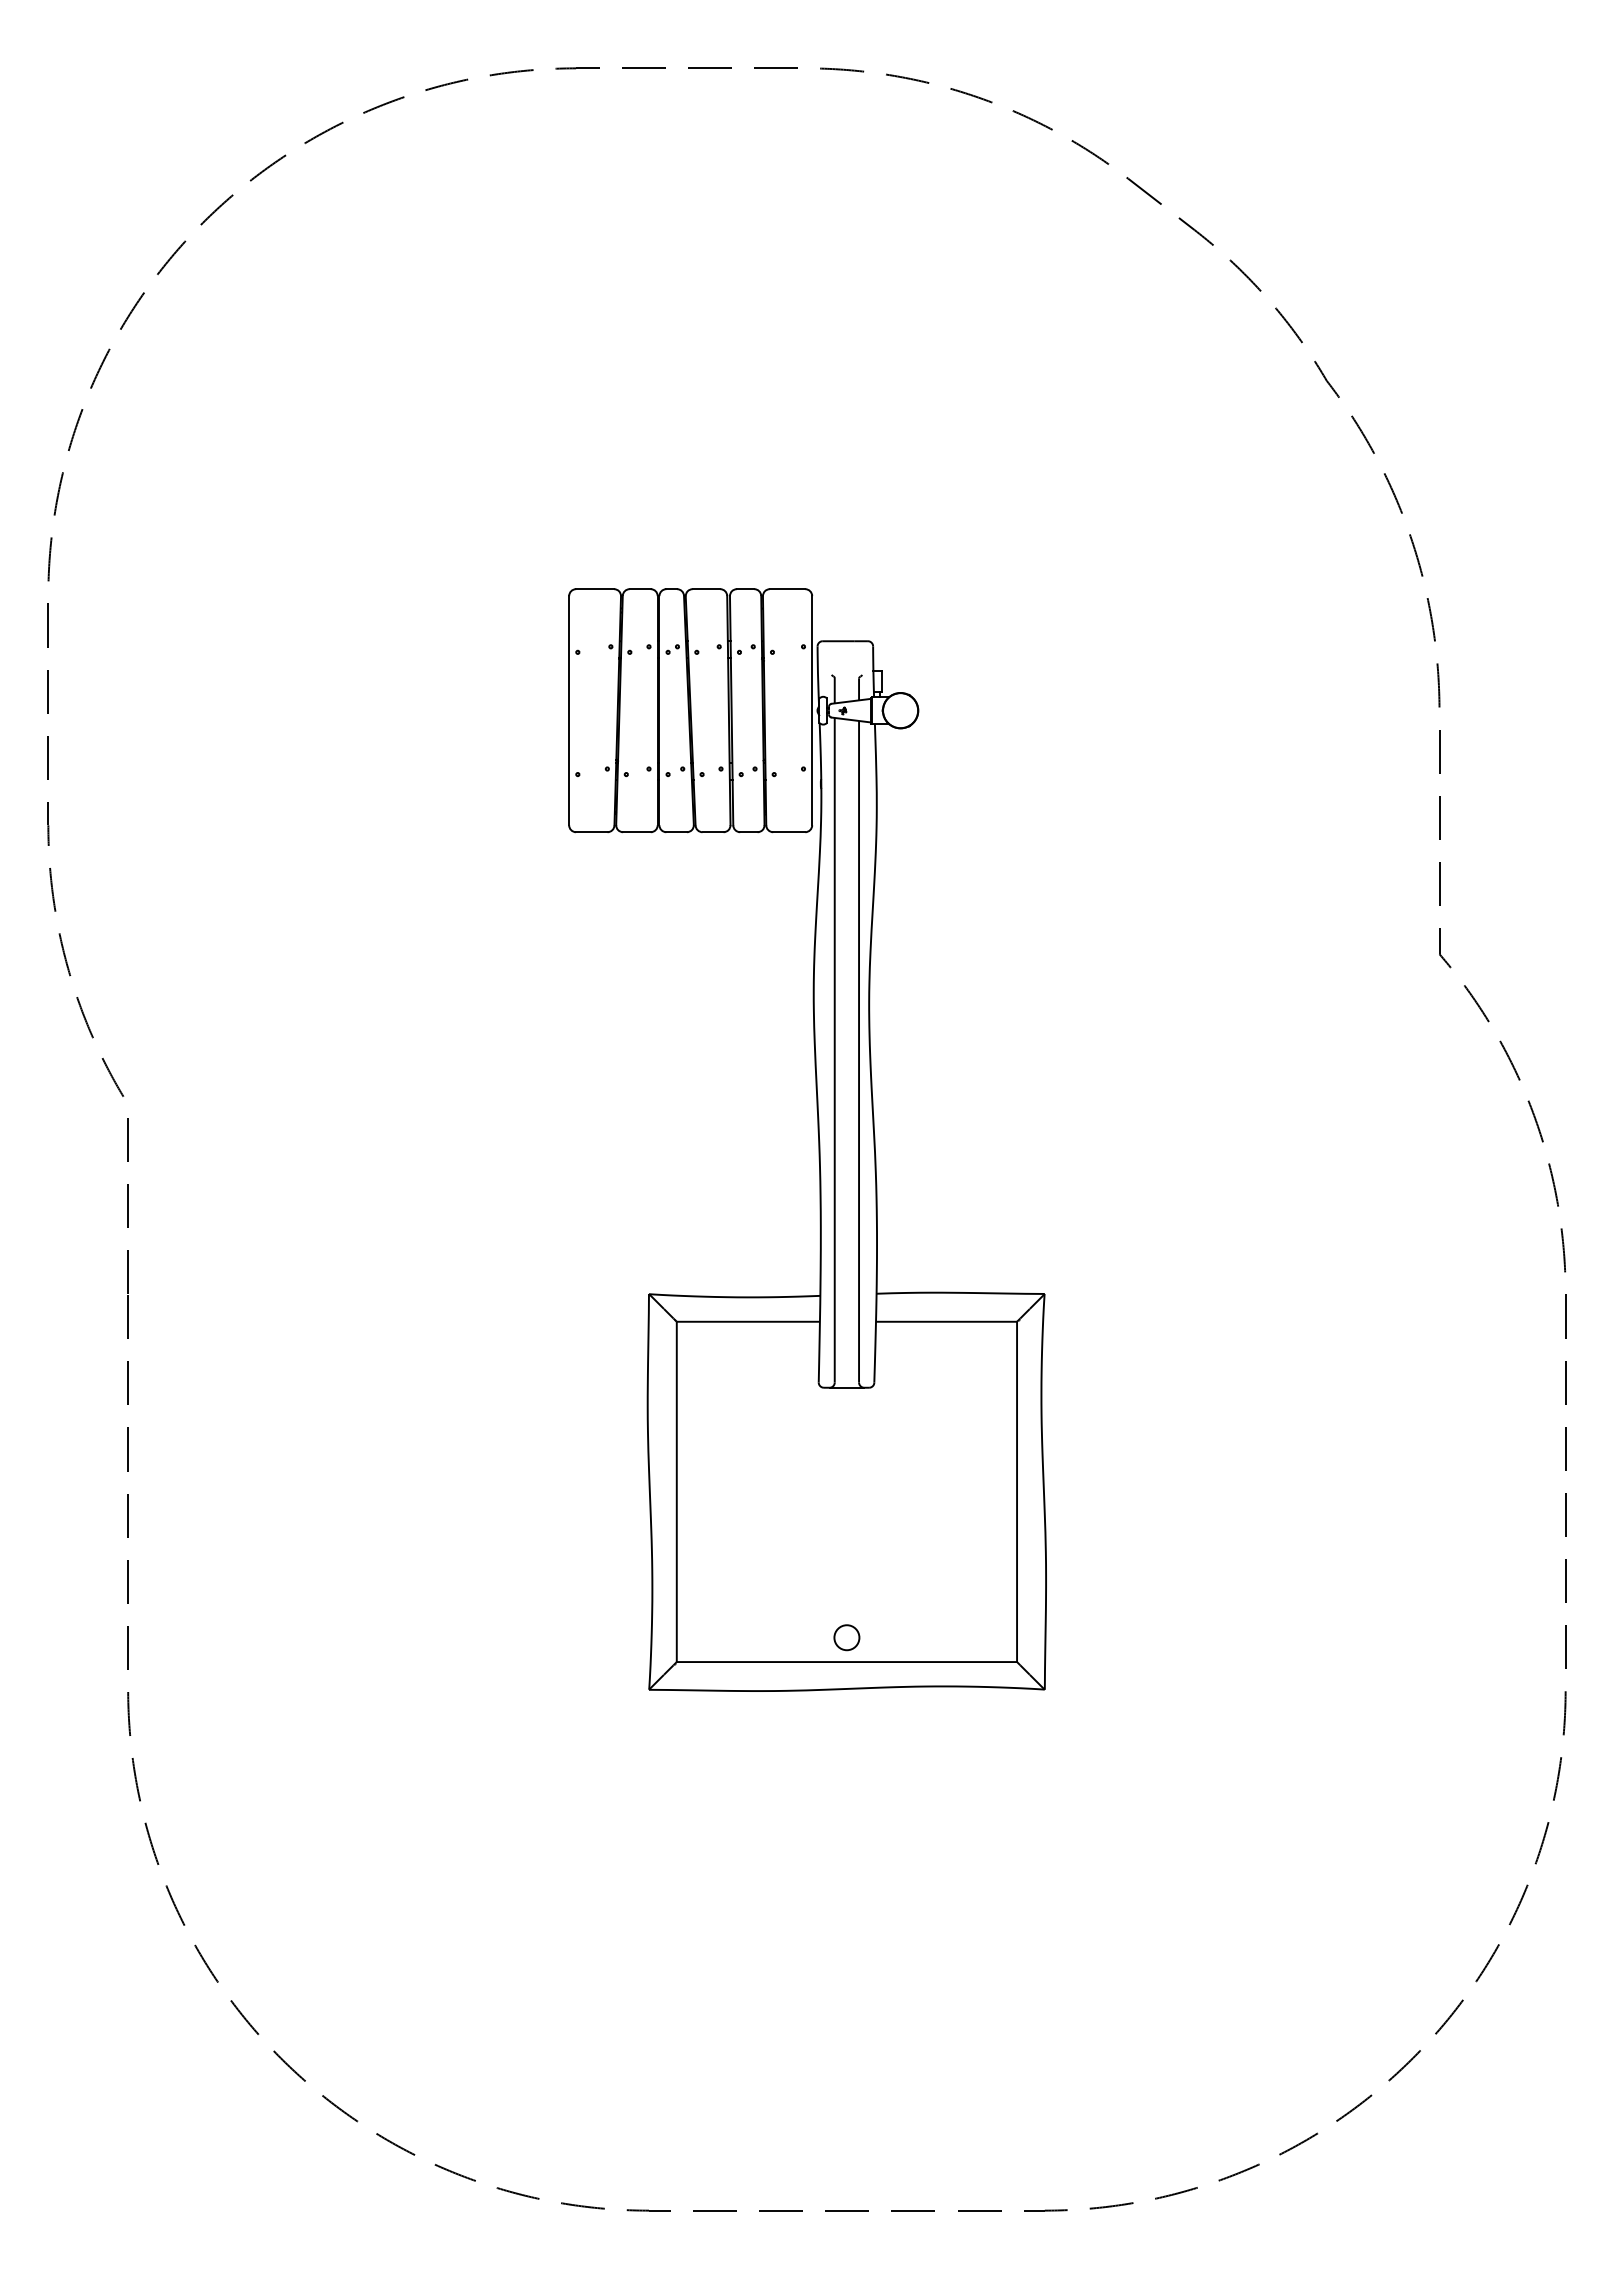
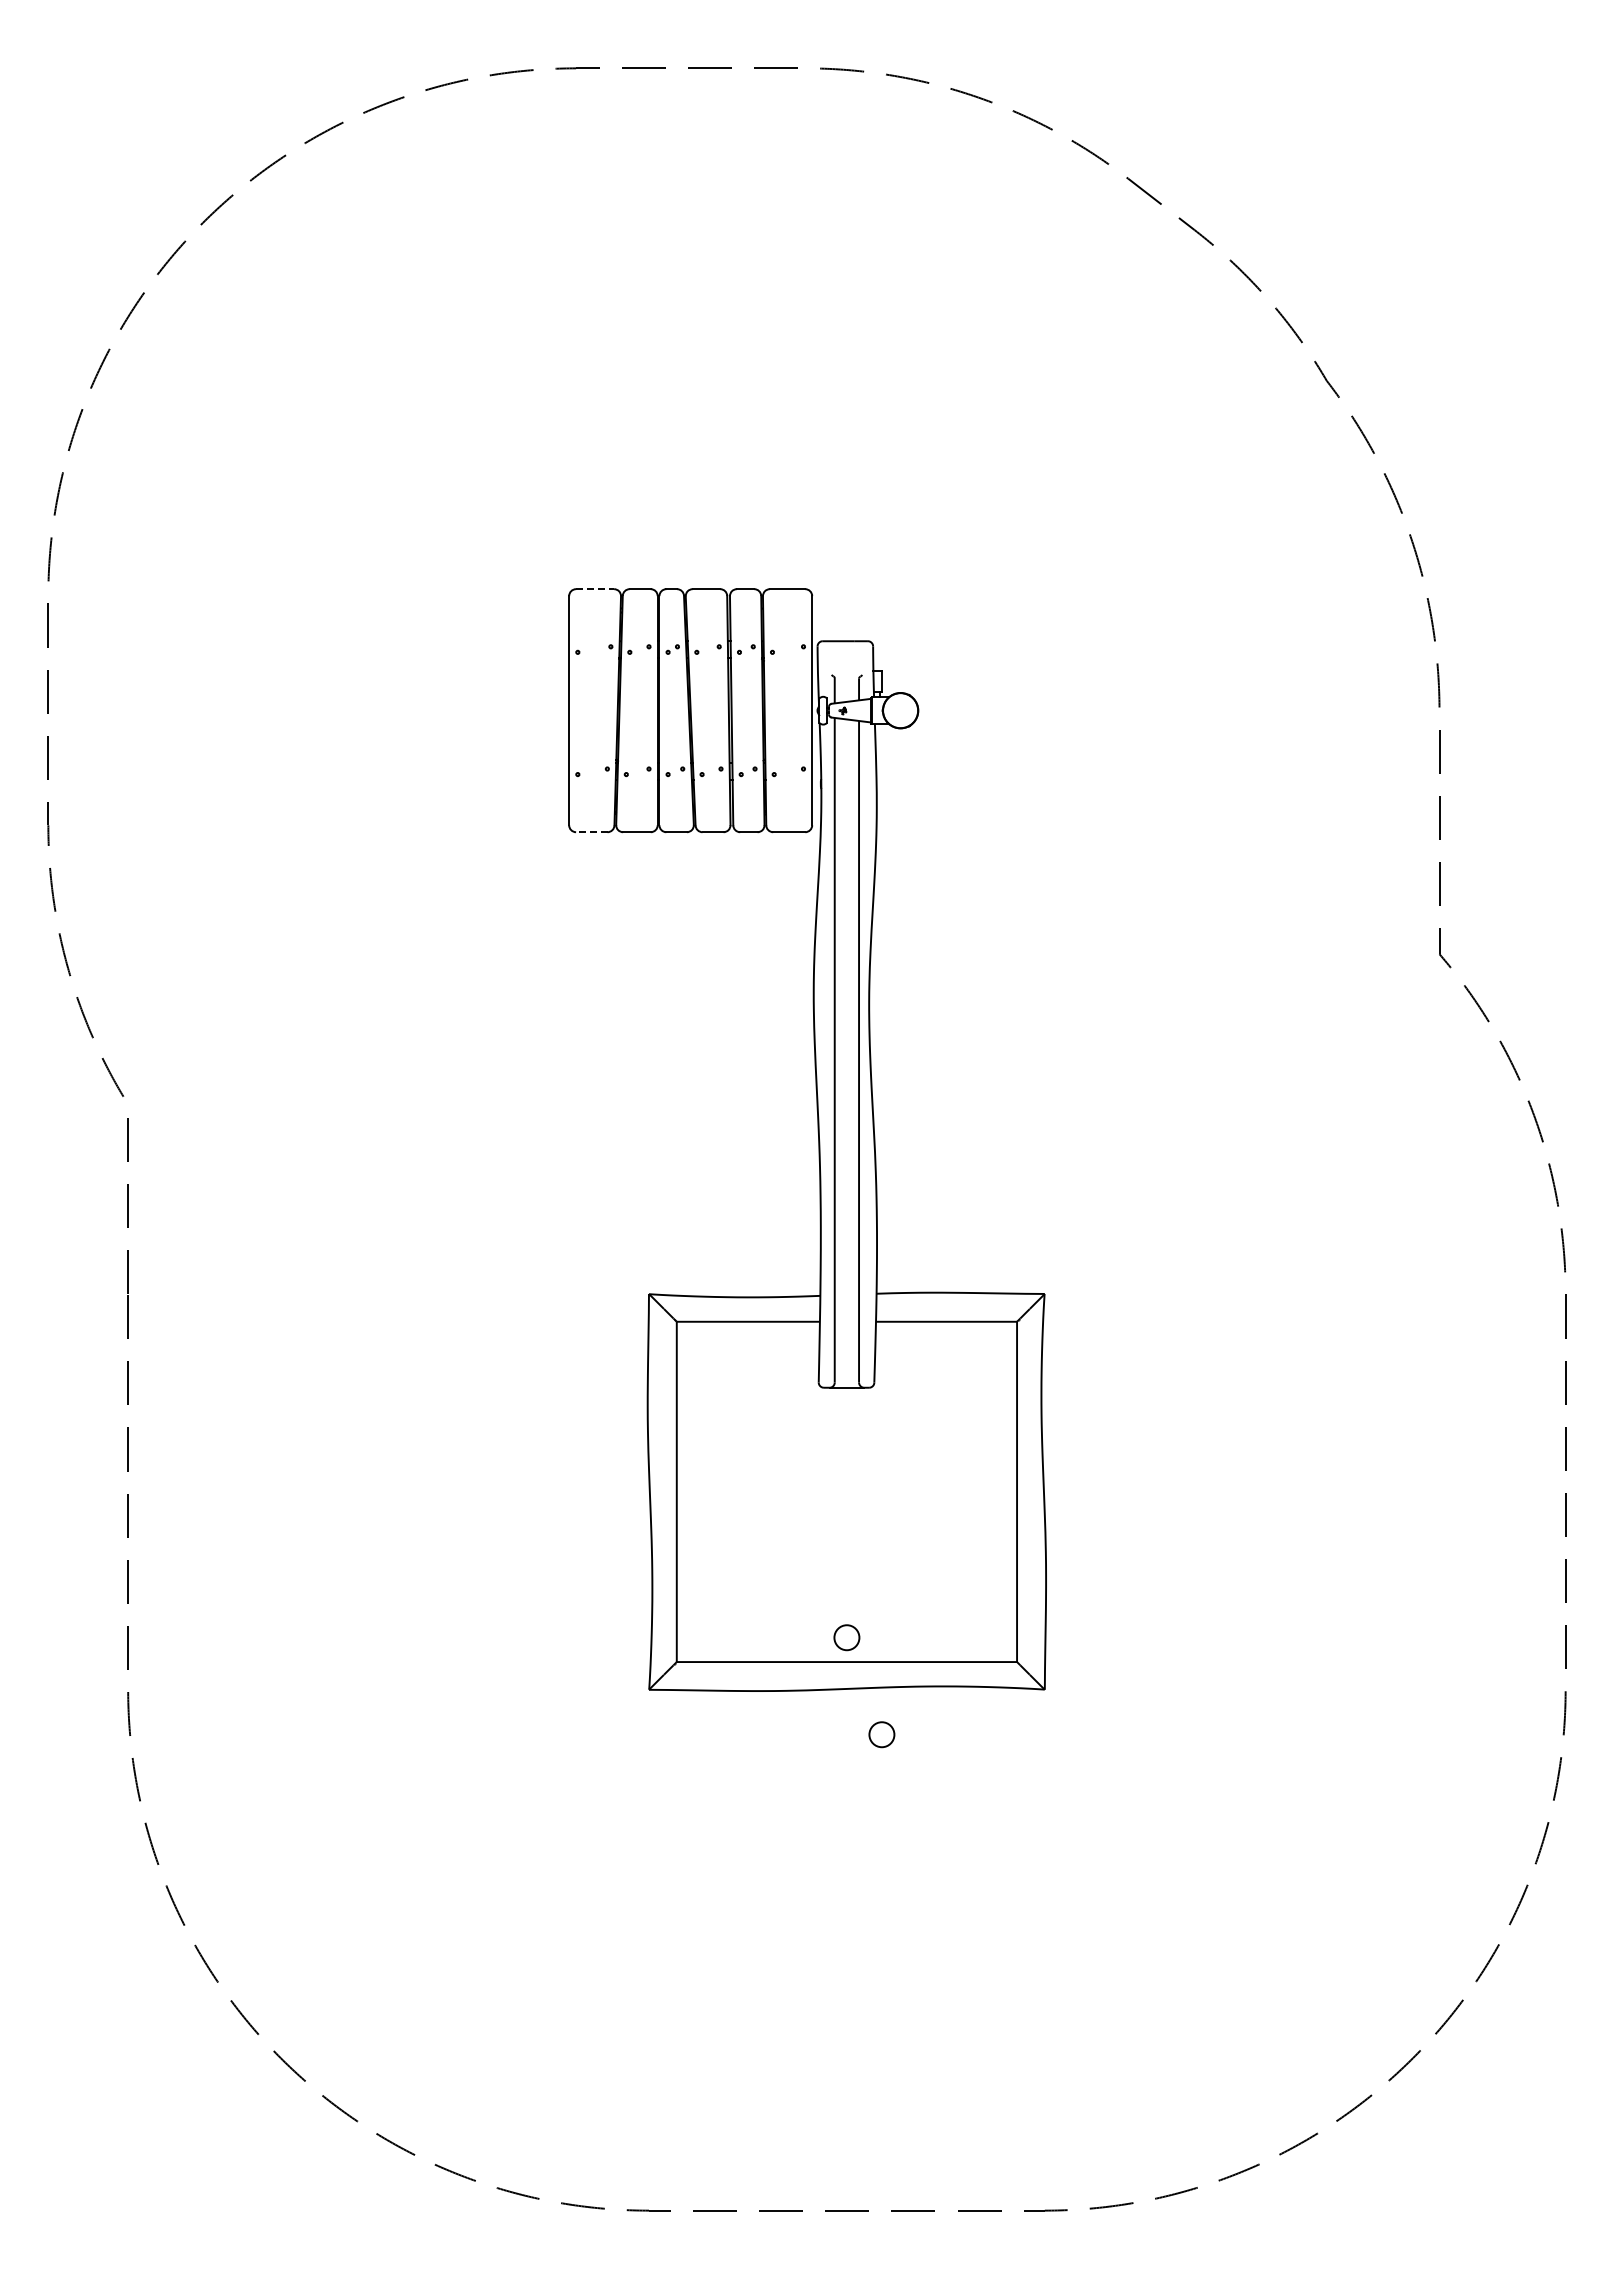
line: solid -> dashed (595, 589)
line: solid -> dashed (591, 832)
circle: none -> present (881, 1734)
